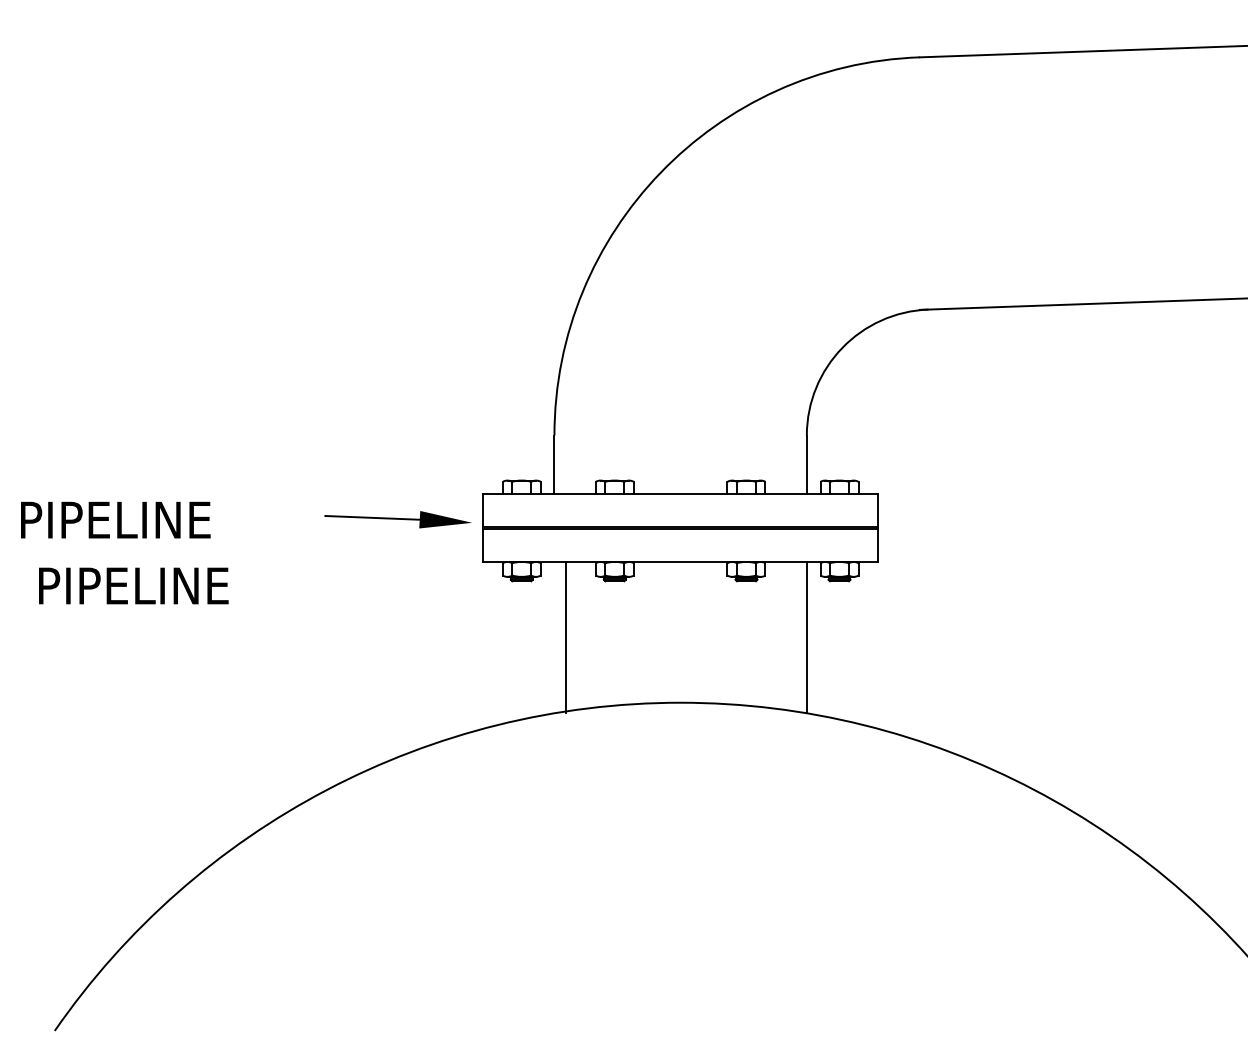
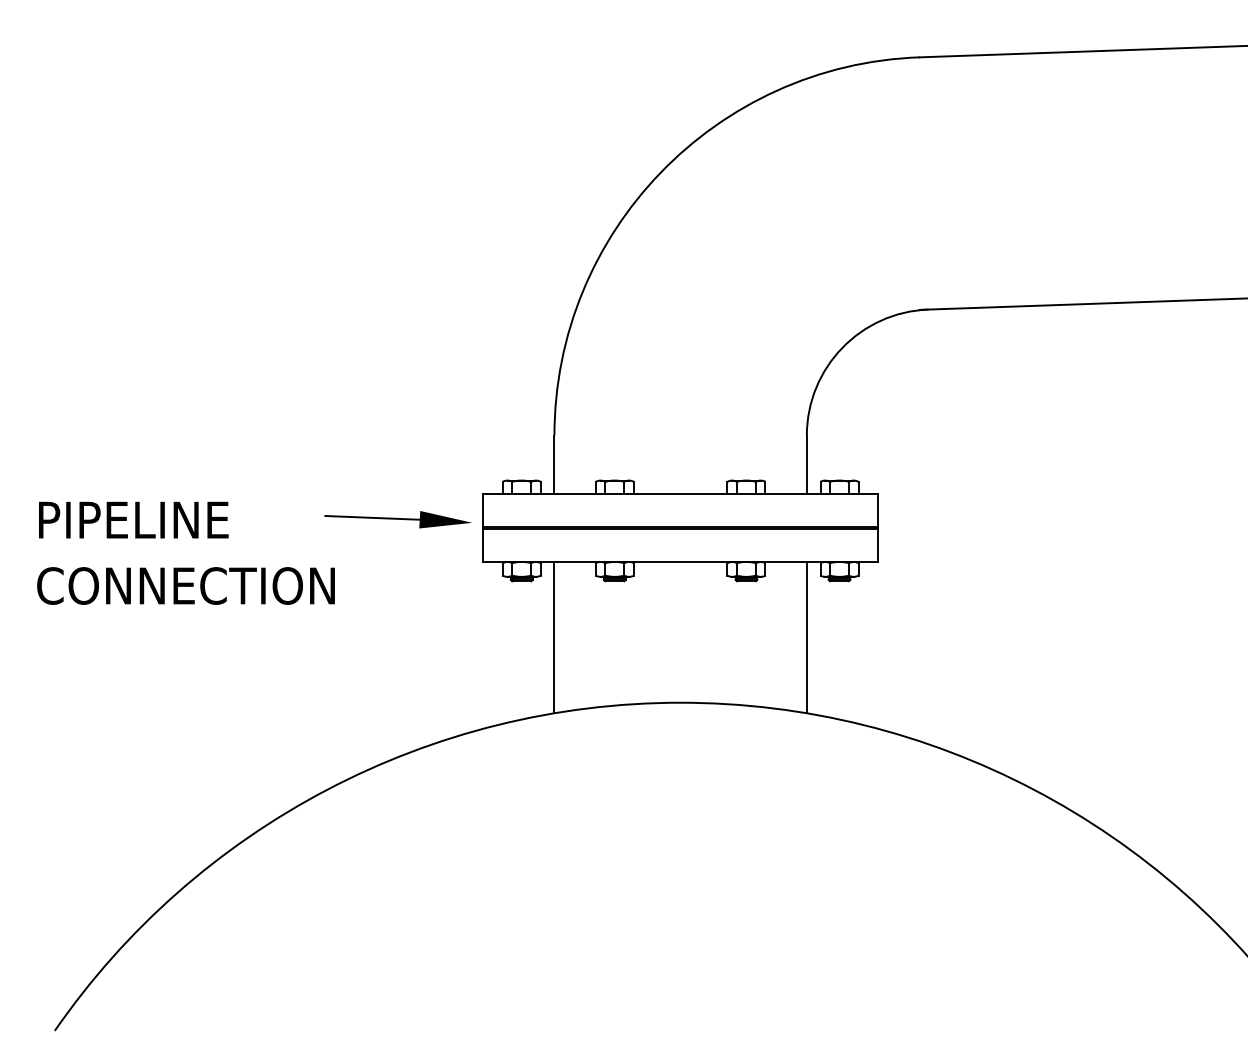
text position: (115, 519) -> (133, 519) (133, 519)
text: PIPELINE -> CONNECTION (185, 585)
line position: (566, 637) -> (554, 637) (554, 637)
